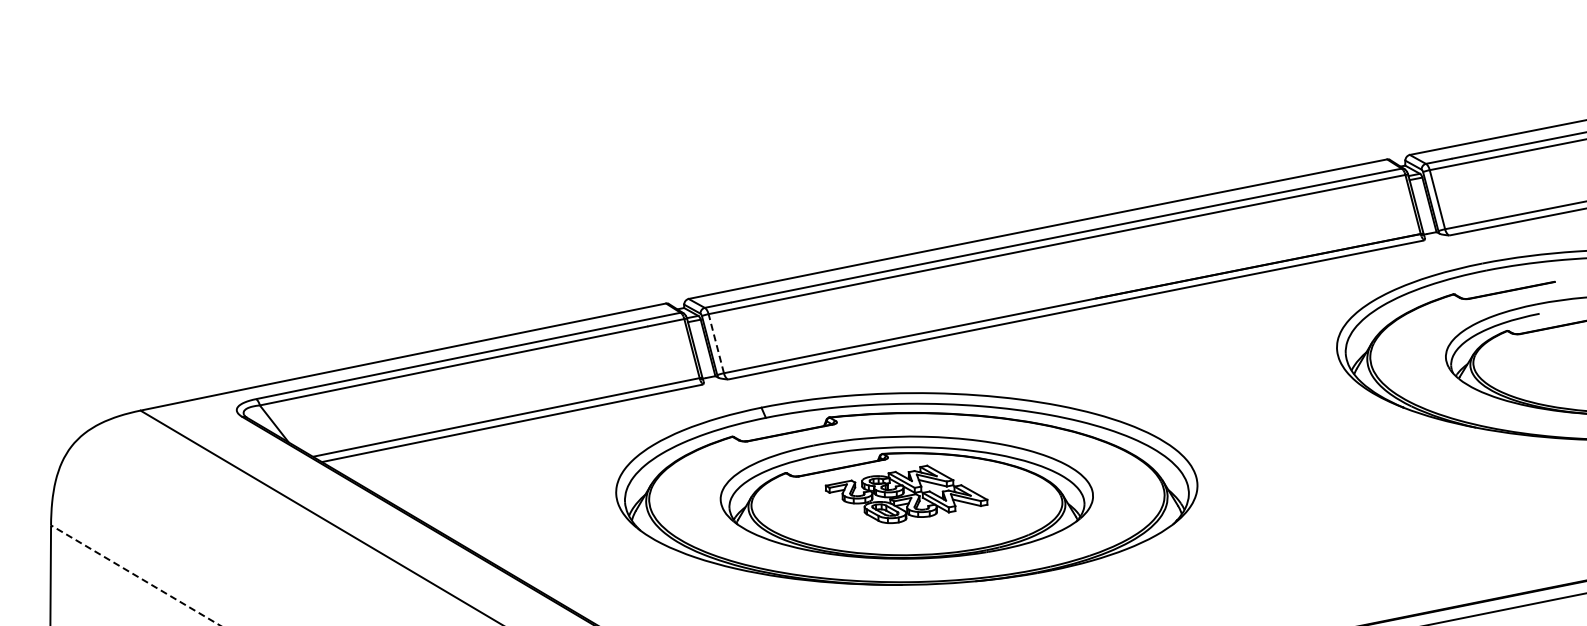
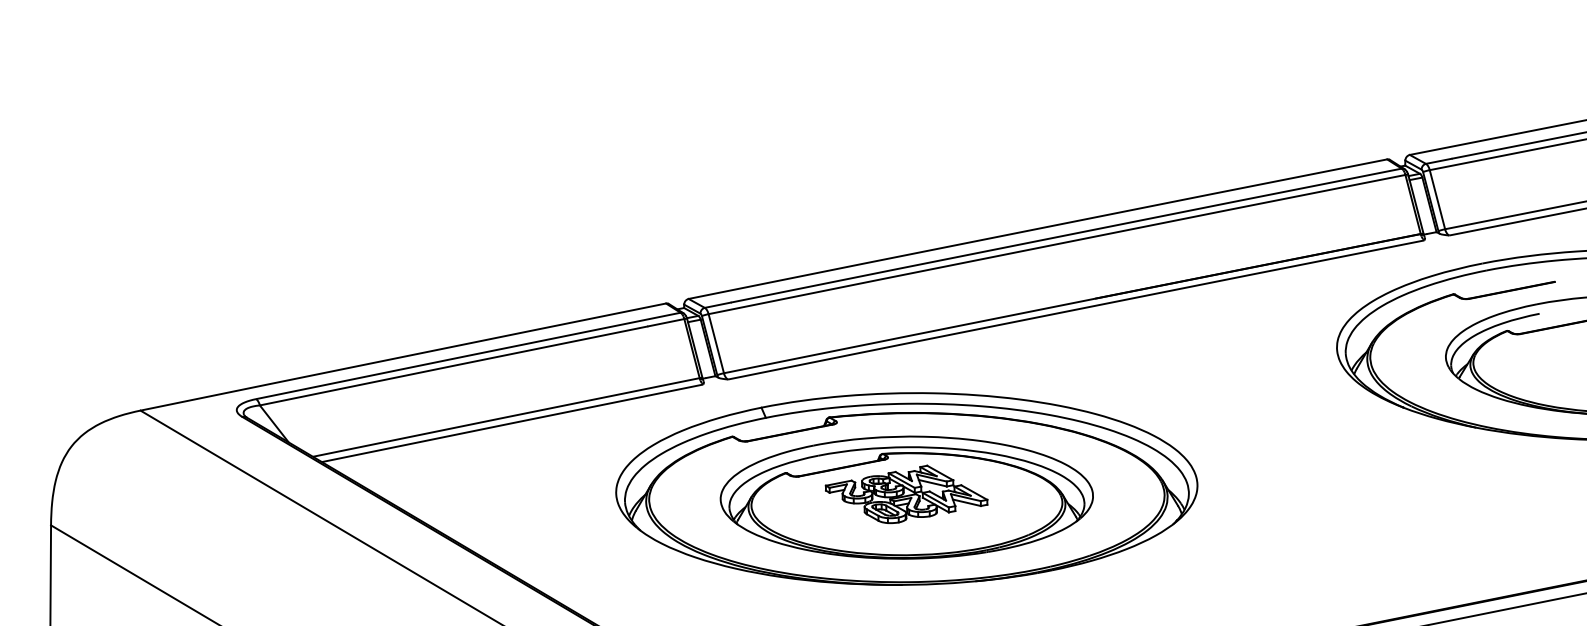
line: dashed -> solid (716, 343)
line: dashed -> solid (135, 575)
